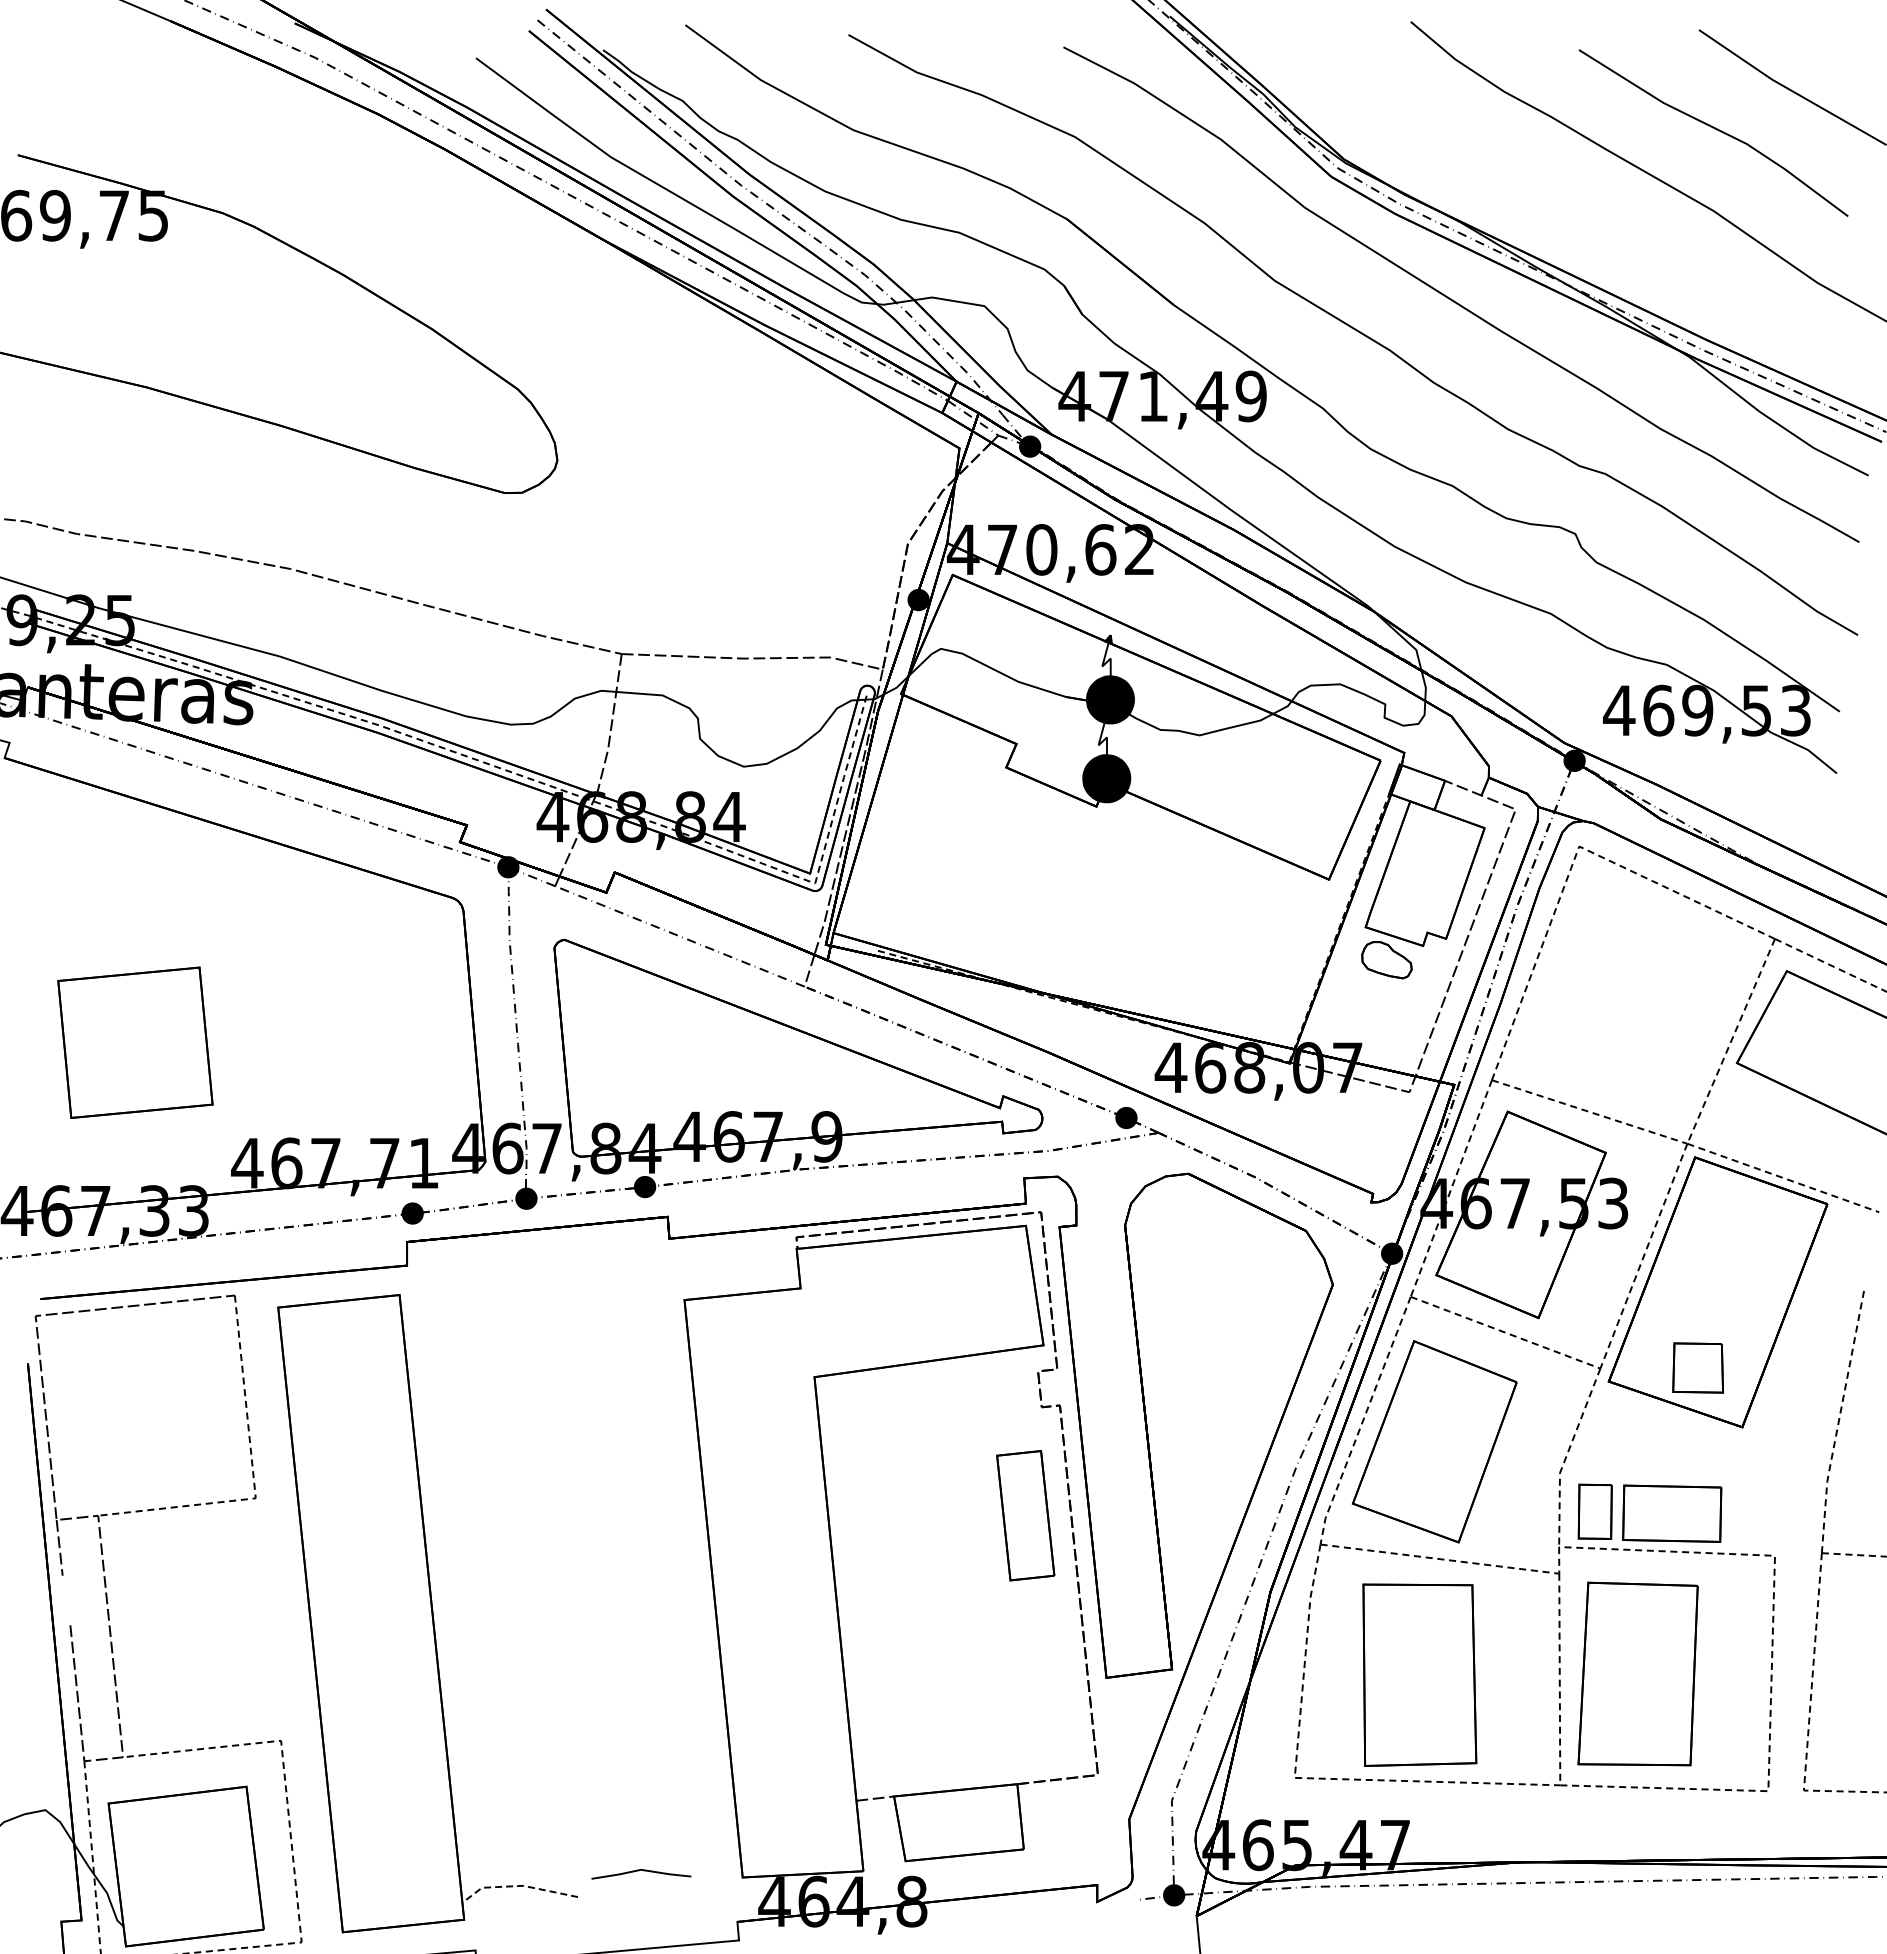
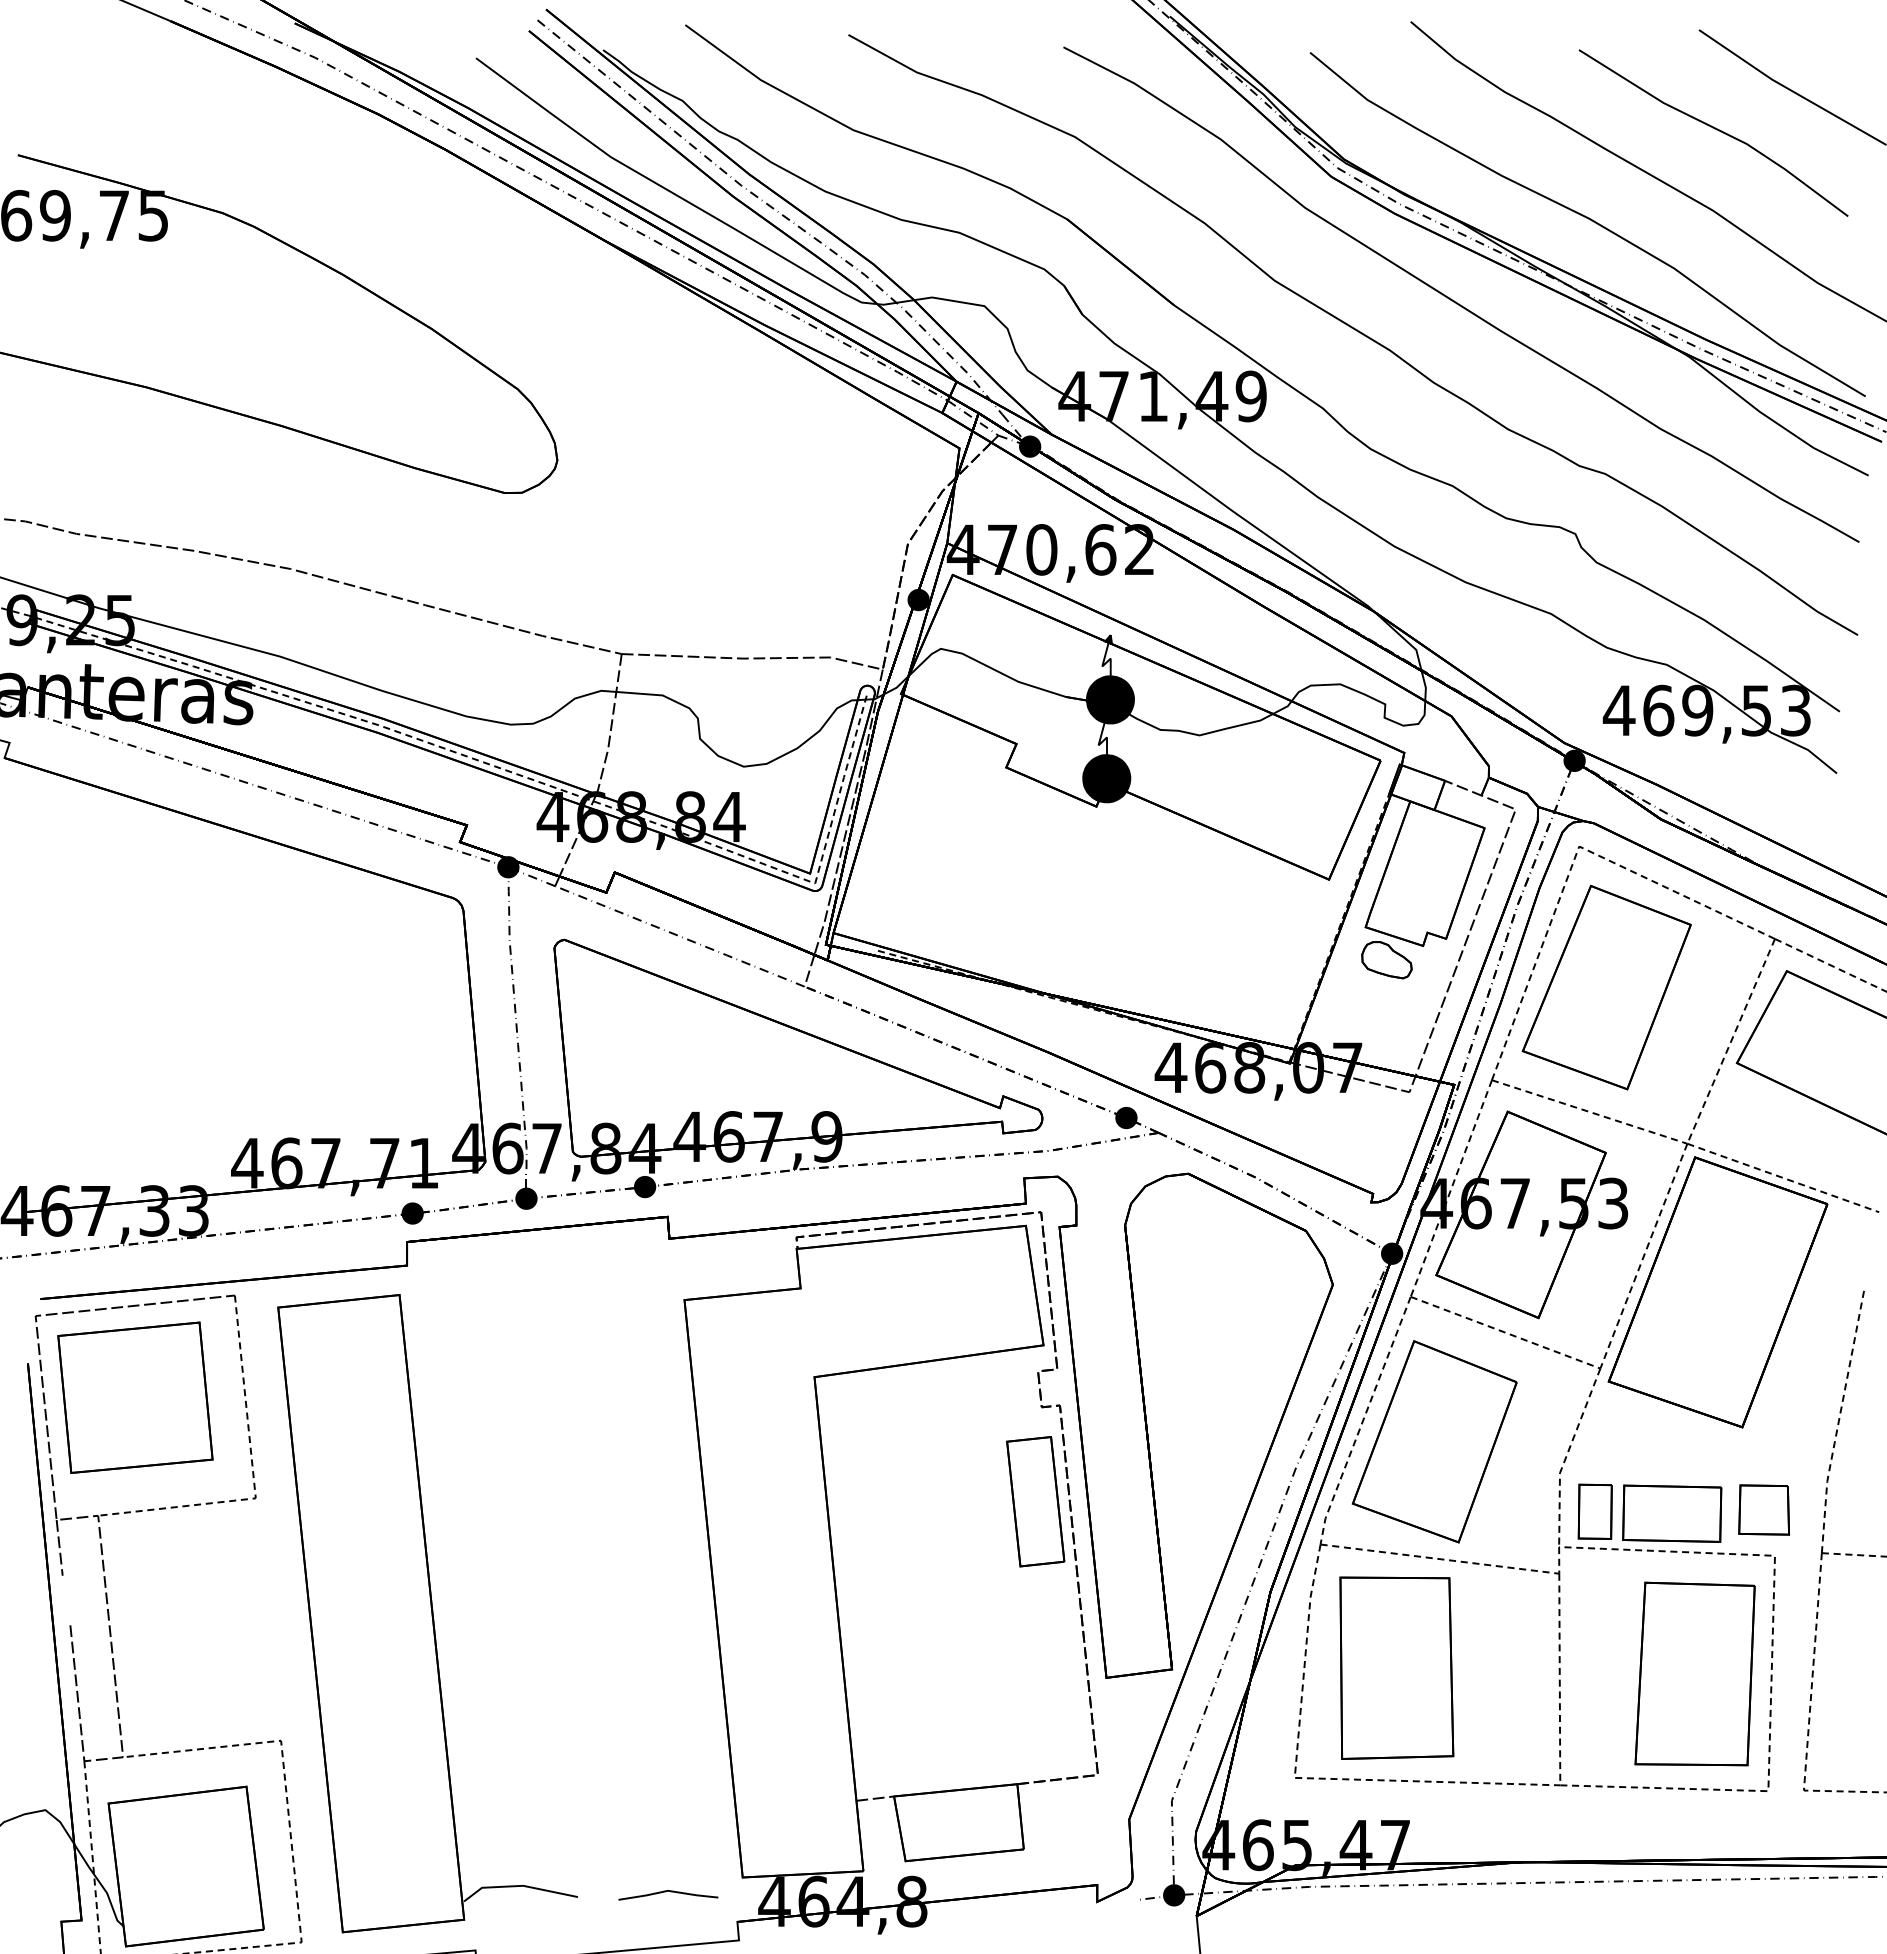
curve: none -> present (1590, 220)
part: none -> present (1606, 987)
part position: (135, 1042) -> (135, 1397) (135, 1397)
part position: (1697, 1367) -> (1763, 1509) (1763, 1509)
part position: (1025, 1515) -> (1035, 1501) (1035, 1501)
part position: (1637, 1673) -> (1694, 1673) (1694, 1673)
part position: (1419, 1674) -> (1396, 1667) (1396, 1667)
line position: (643, 1871) -> (670, 1892) (670, 1892)
line: dashed -> solid (518, 1886)
